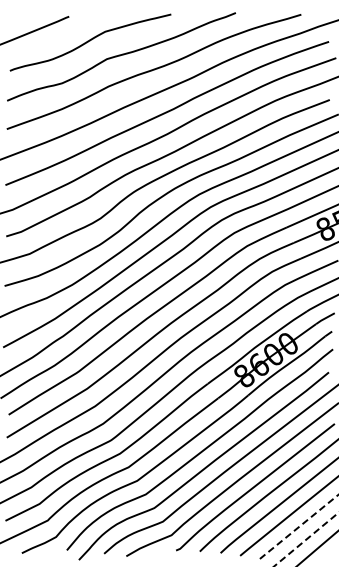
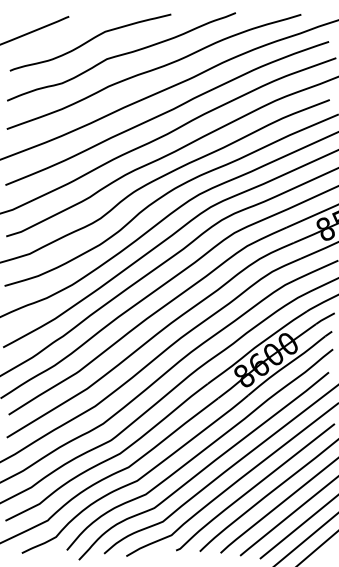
line: dashed -> solid (299, 526)
line: dashed -> solid (306, 539)
